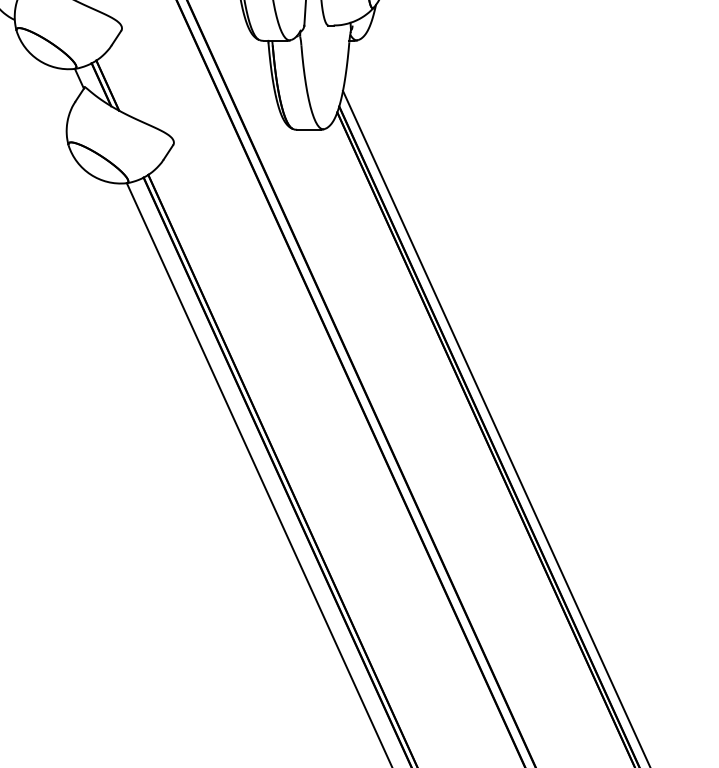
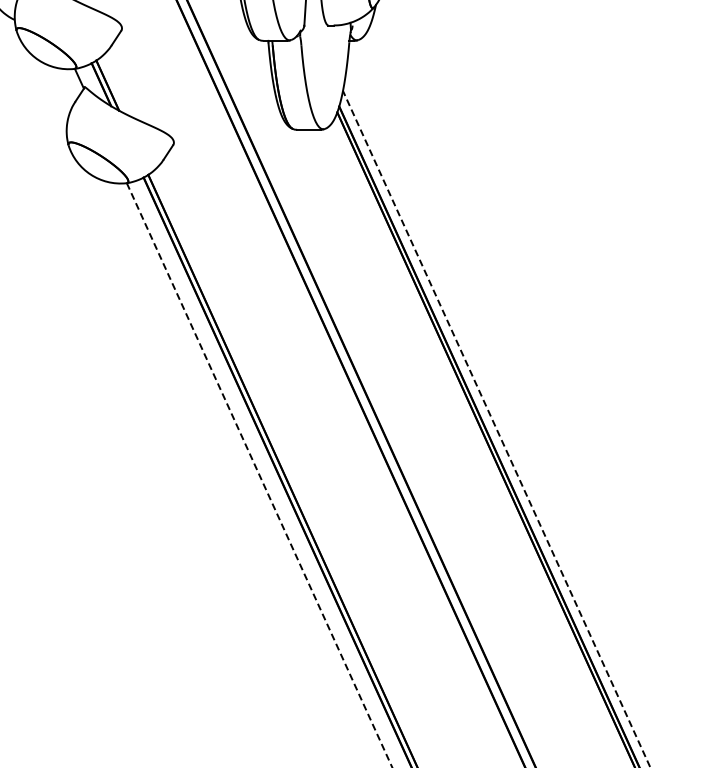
line: solid -> dashed (496, 428)
line: solid -> dashed (259, 475)
